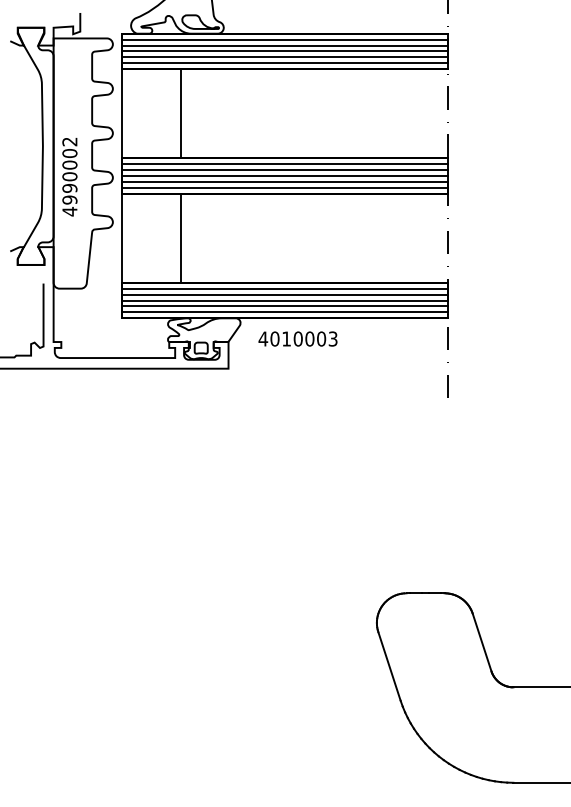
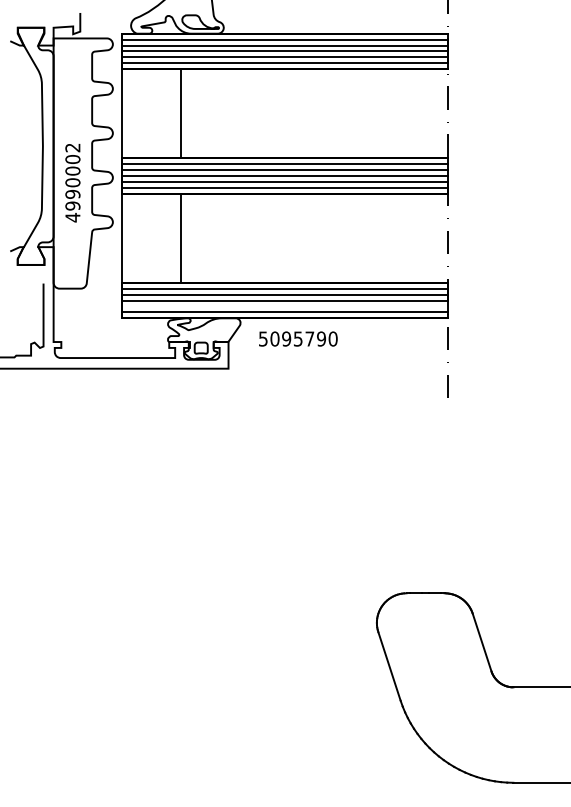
text position: (69, 177) -> (72, 183) (72, 183)
line: present -> none (284, 306)
text: 4010003 -> 5095790 (297, 338)
